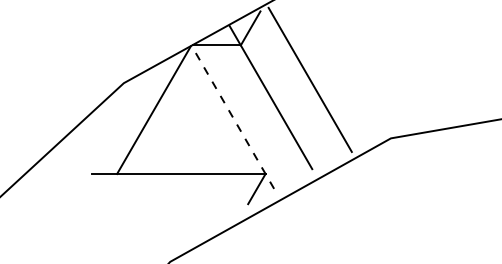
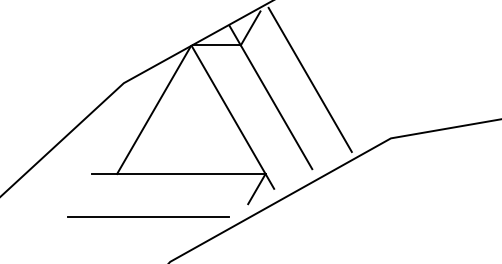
line: dashed -> solid (232, 117)
line: none -> present (148, 216)
